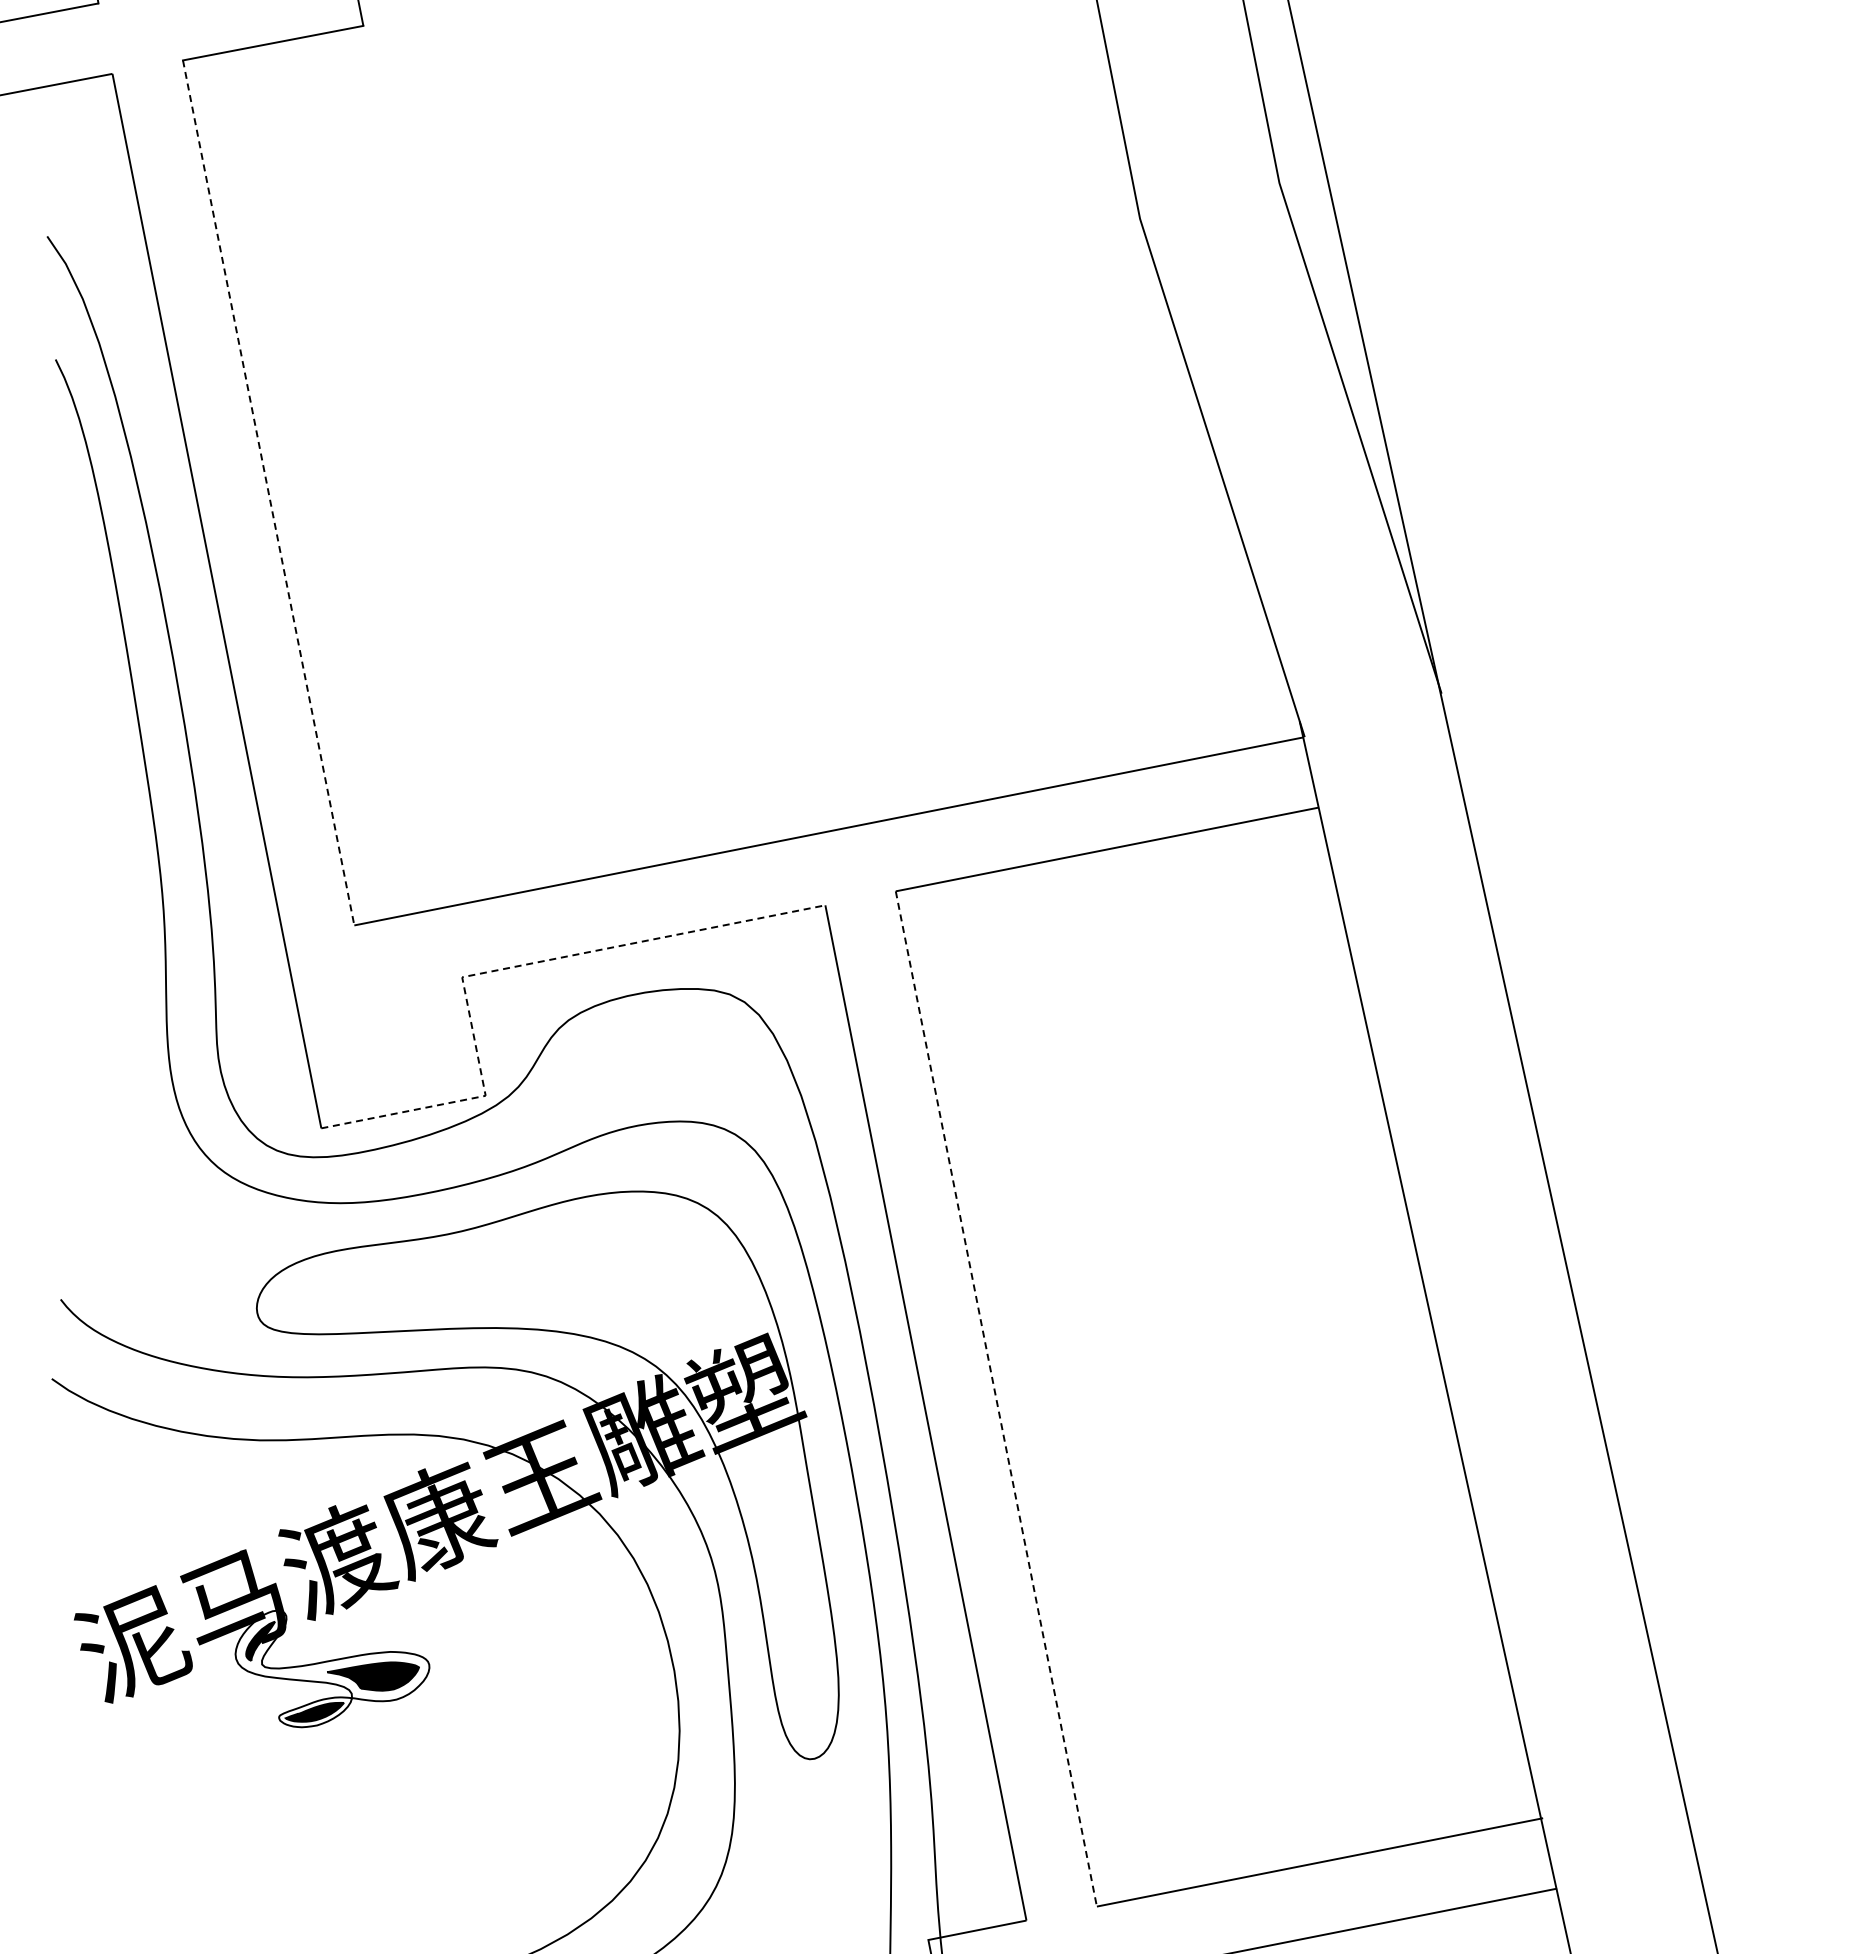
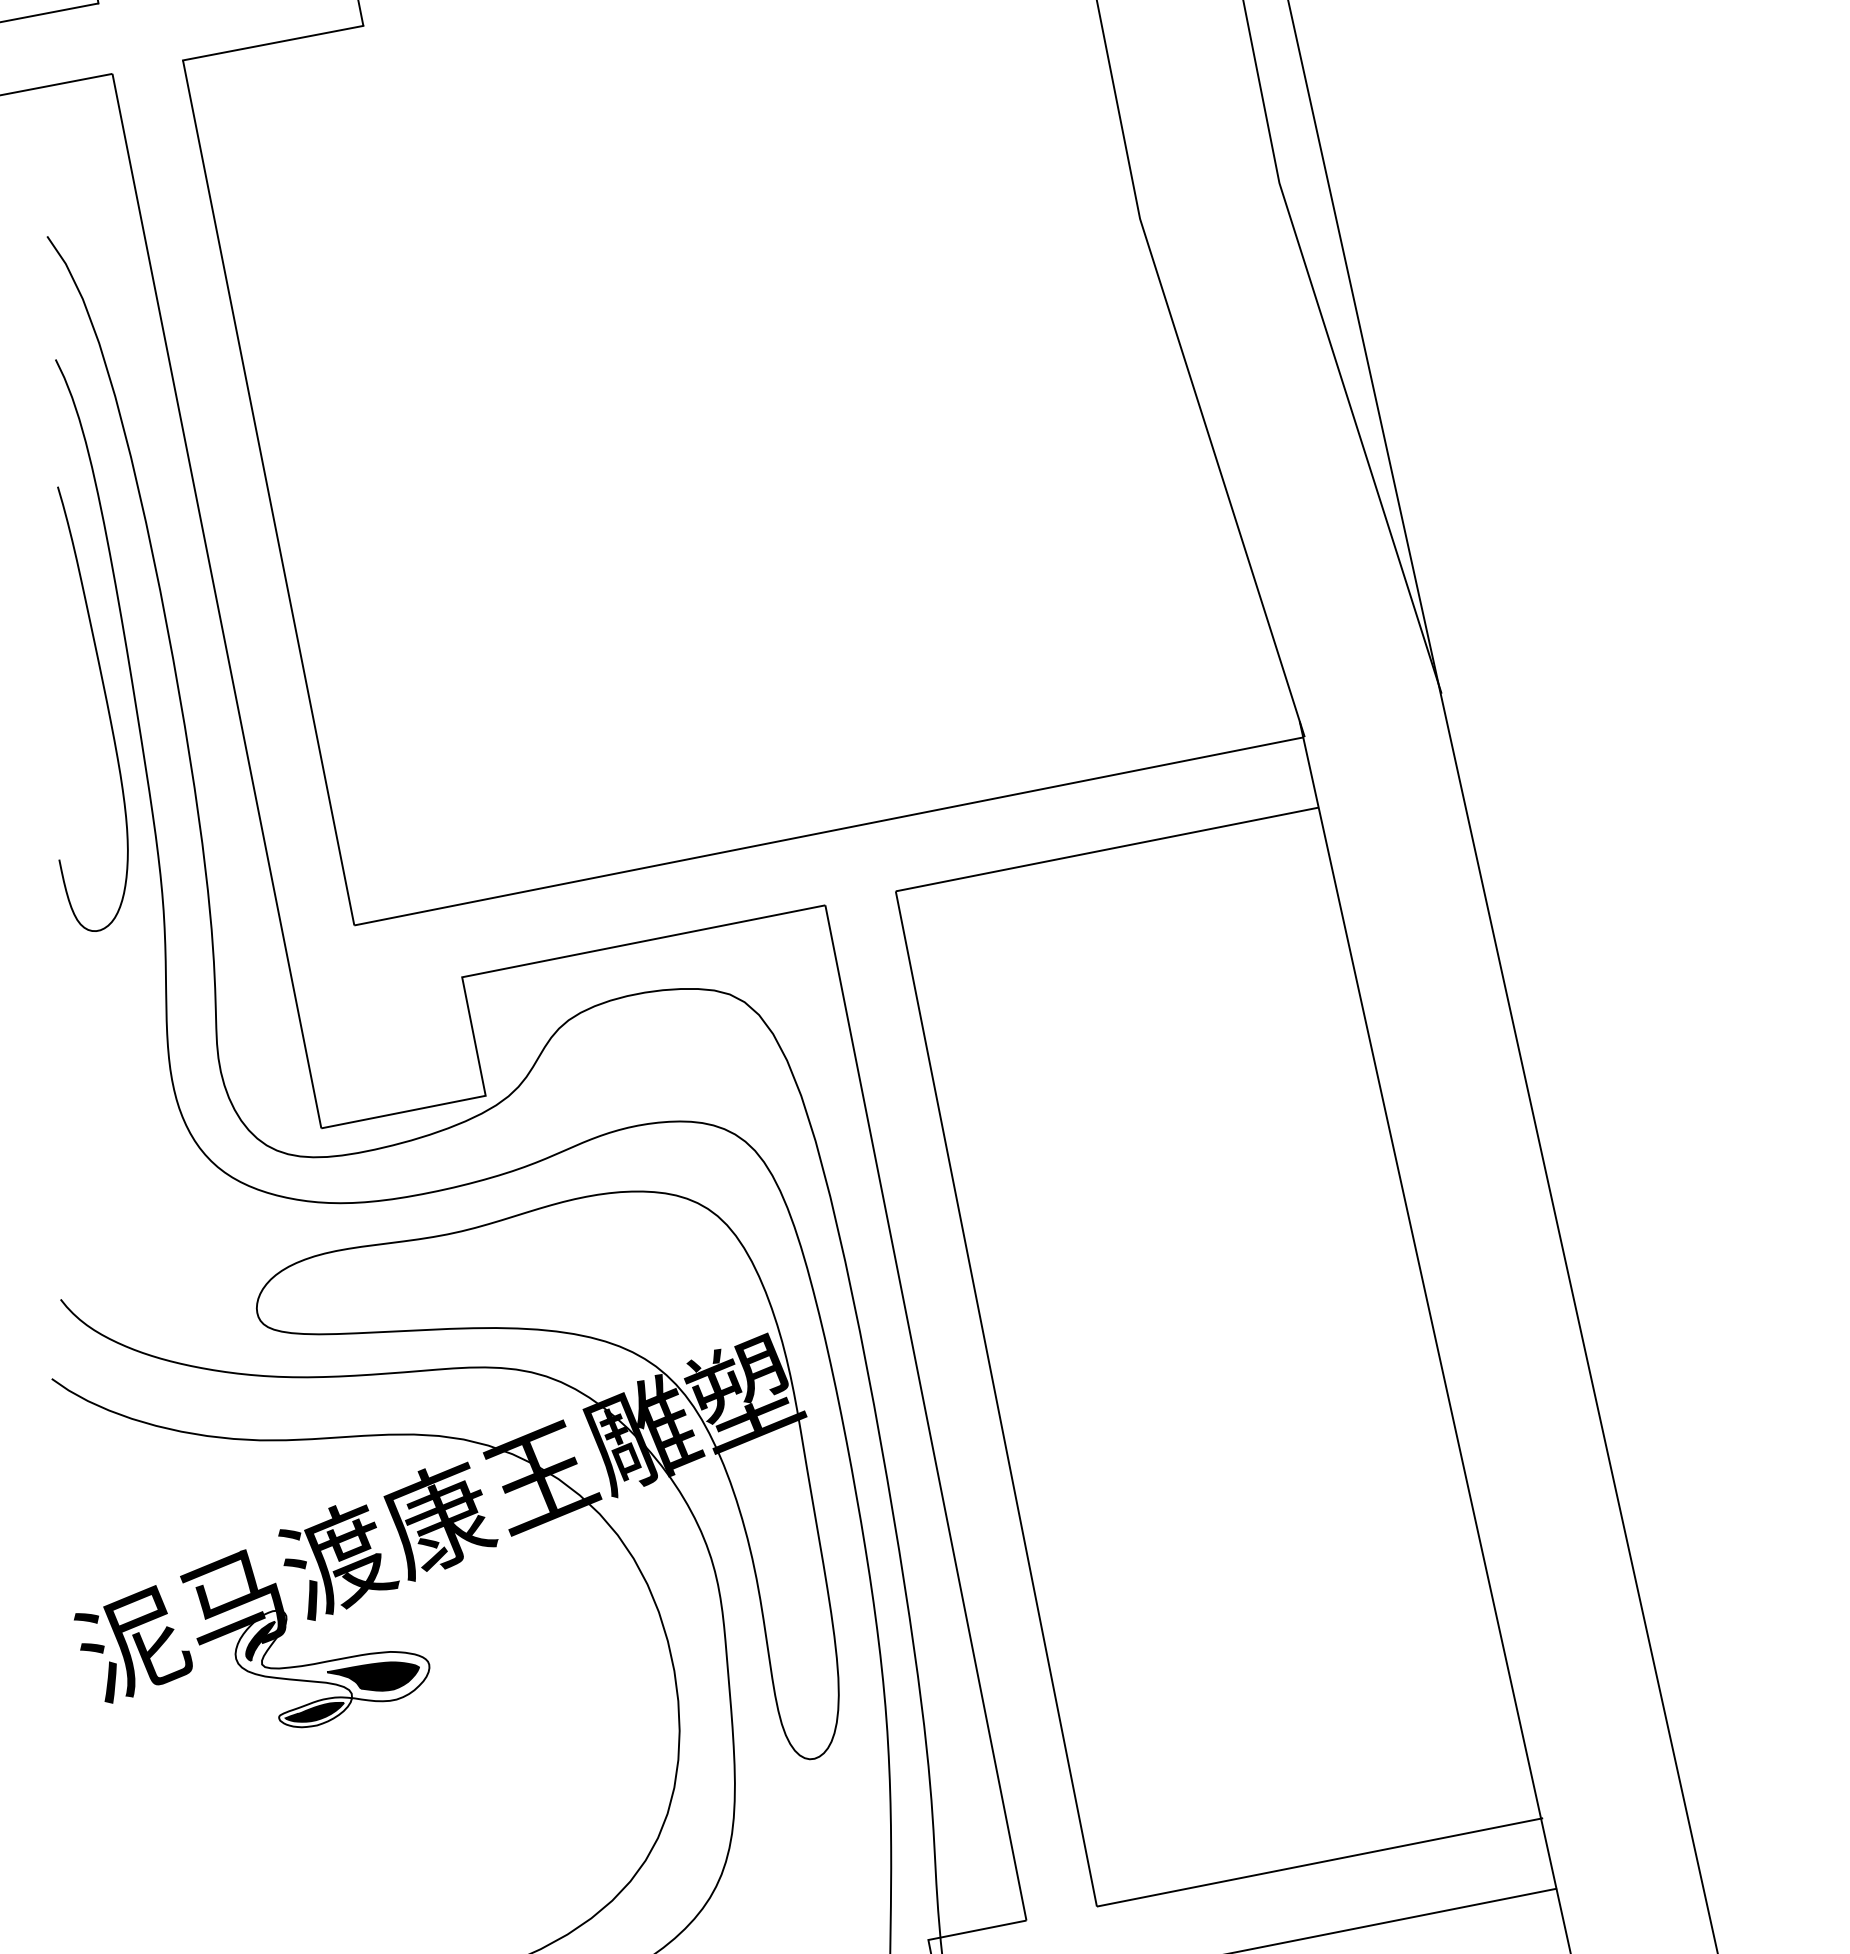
line: dashed -> solid (268, 492)
curve: none -> present (106, 705)
line: dashed -> solid (501, 969)
line: dashed -> solid (996, 1399)
